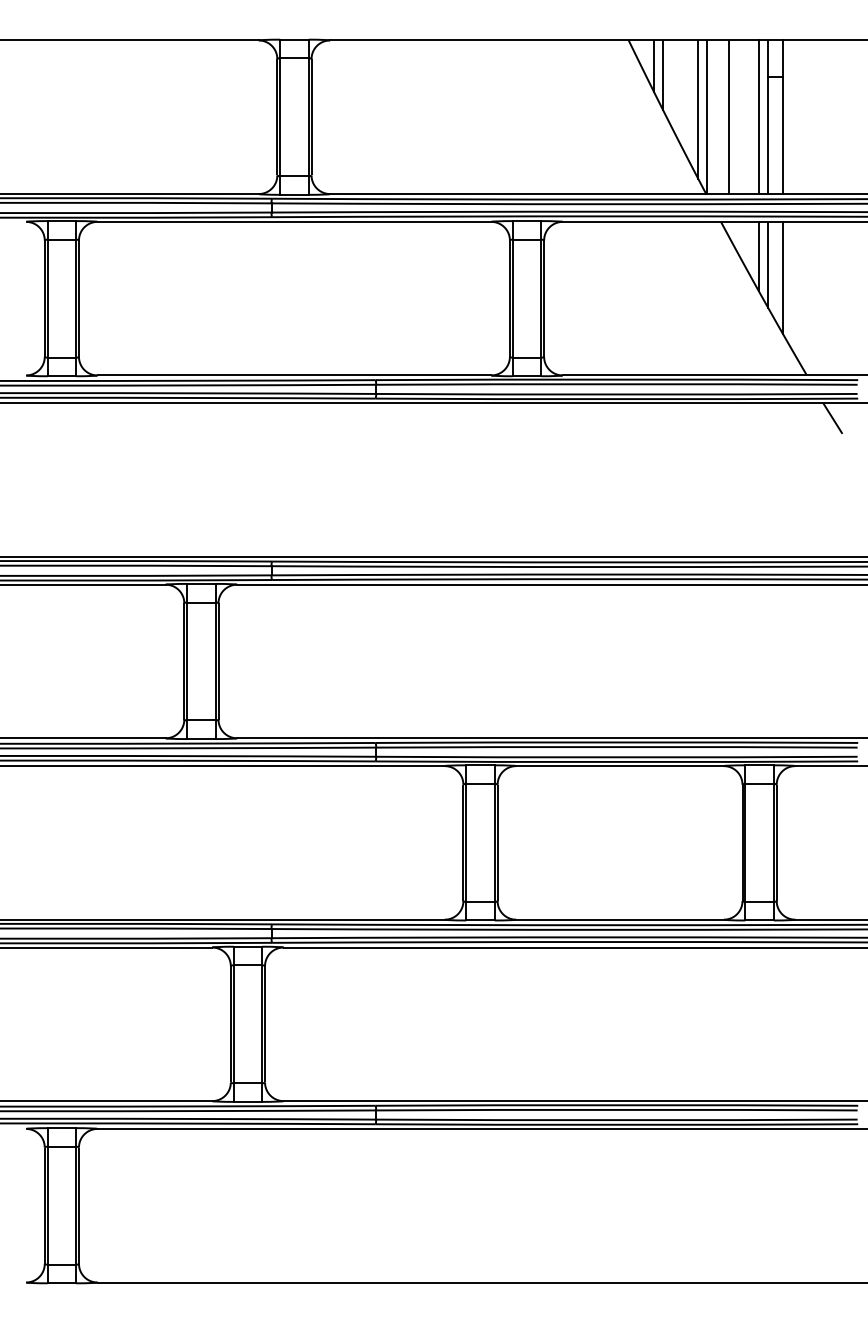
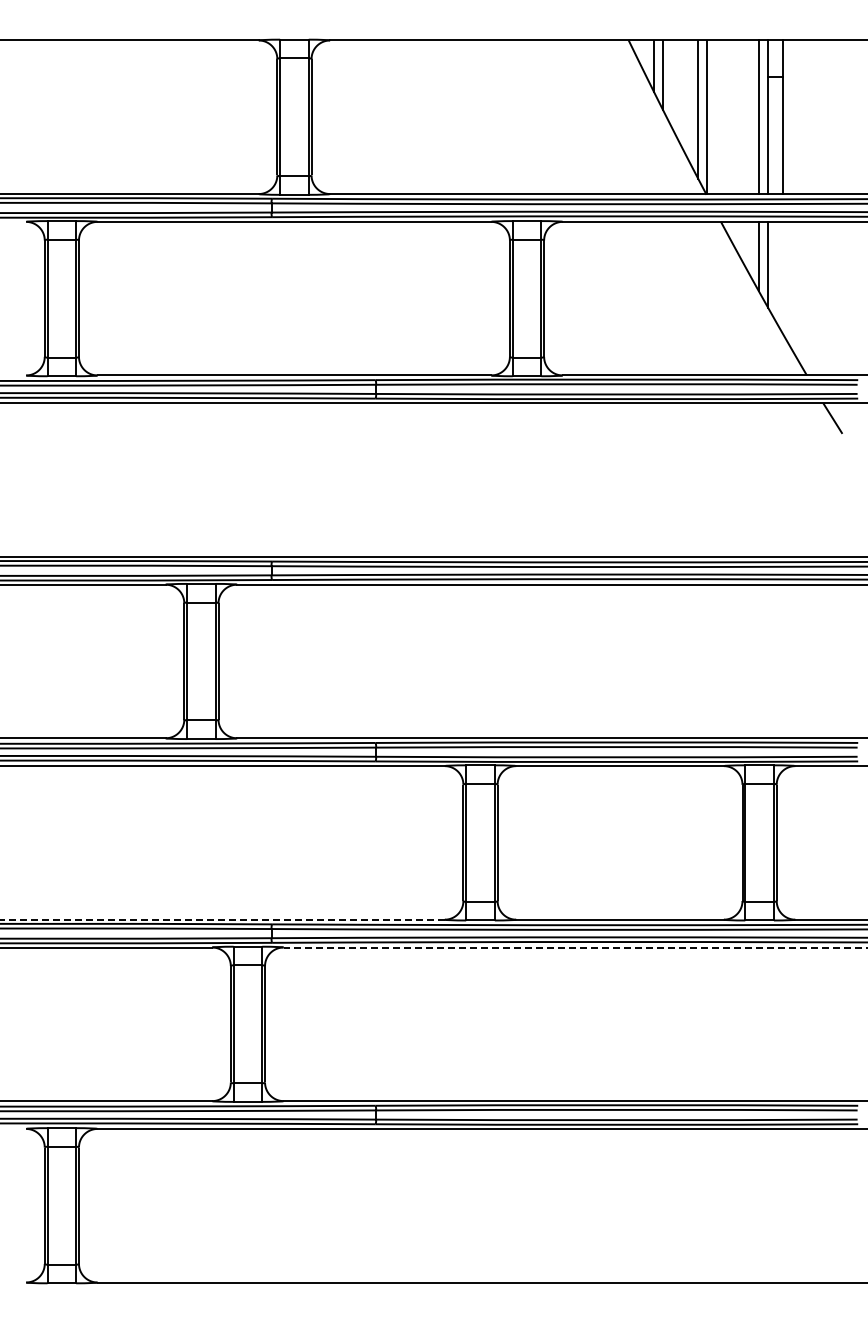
line: present -> none (729, 117)
line: present -> none (782, 277)
line: solid -> dashed (222, 919)
line: solid -> dashed (575, 947)
